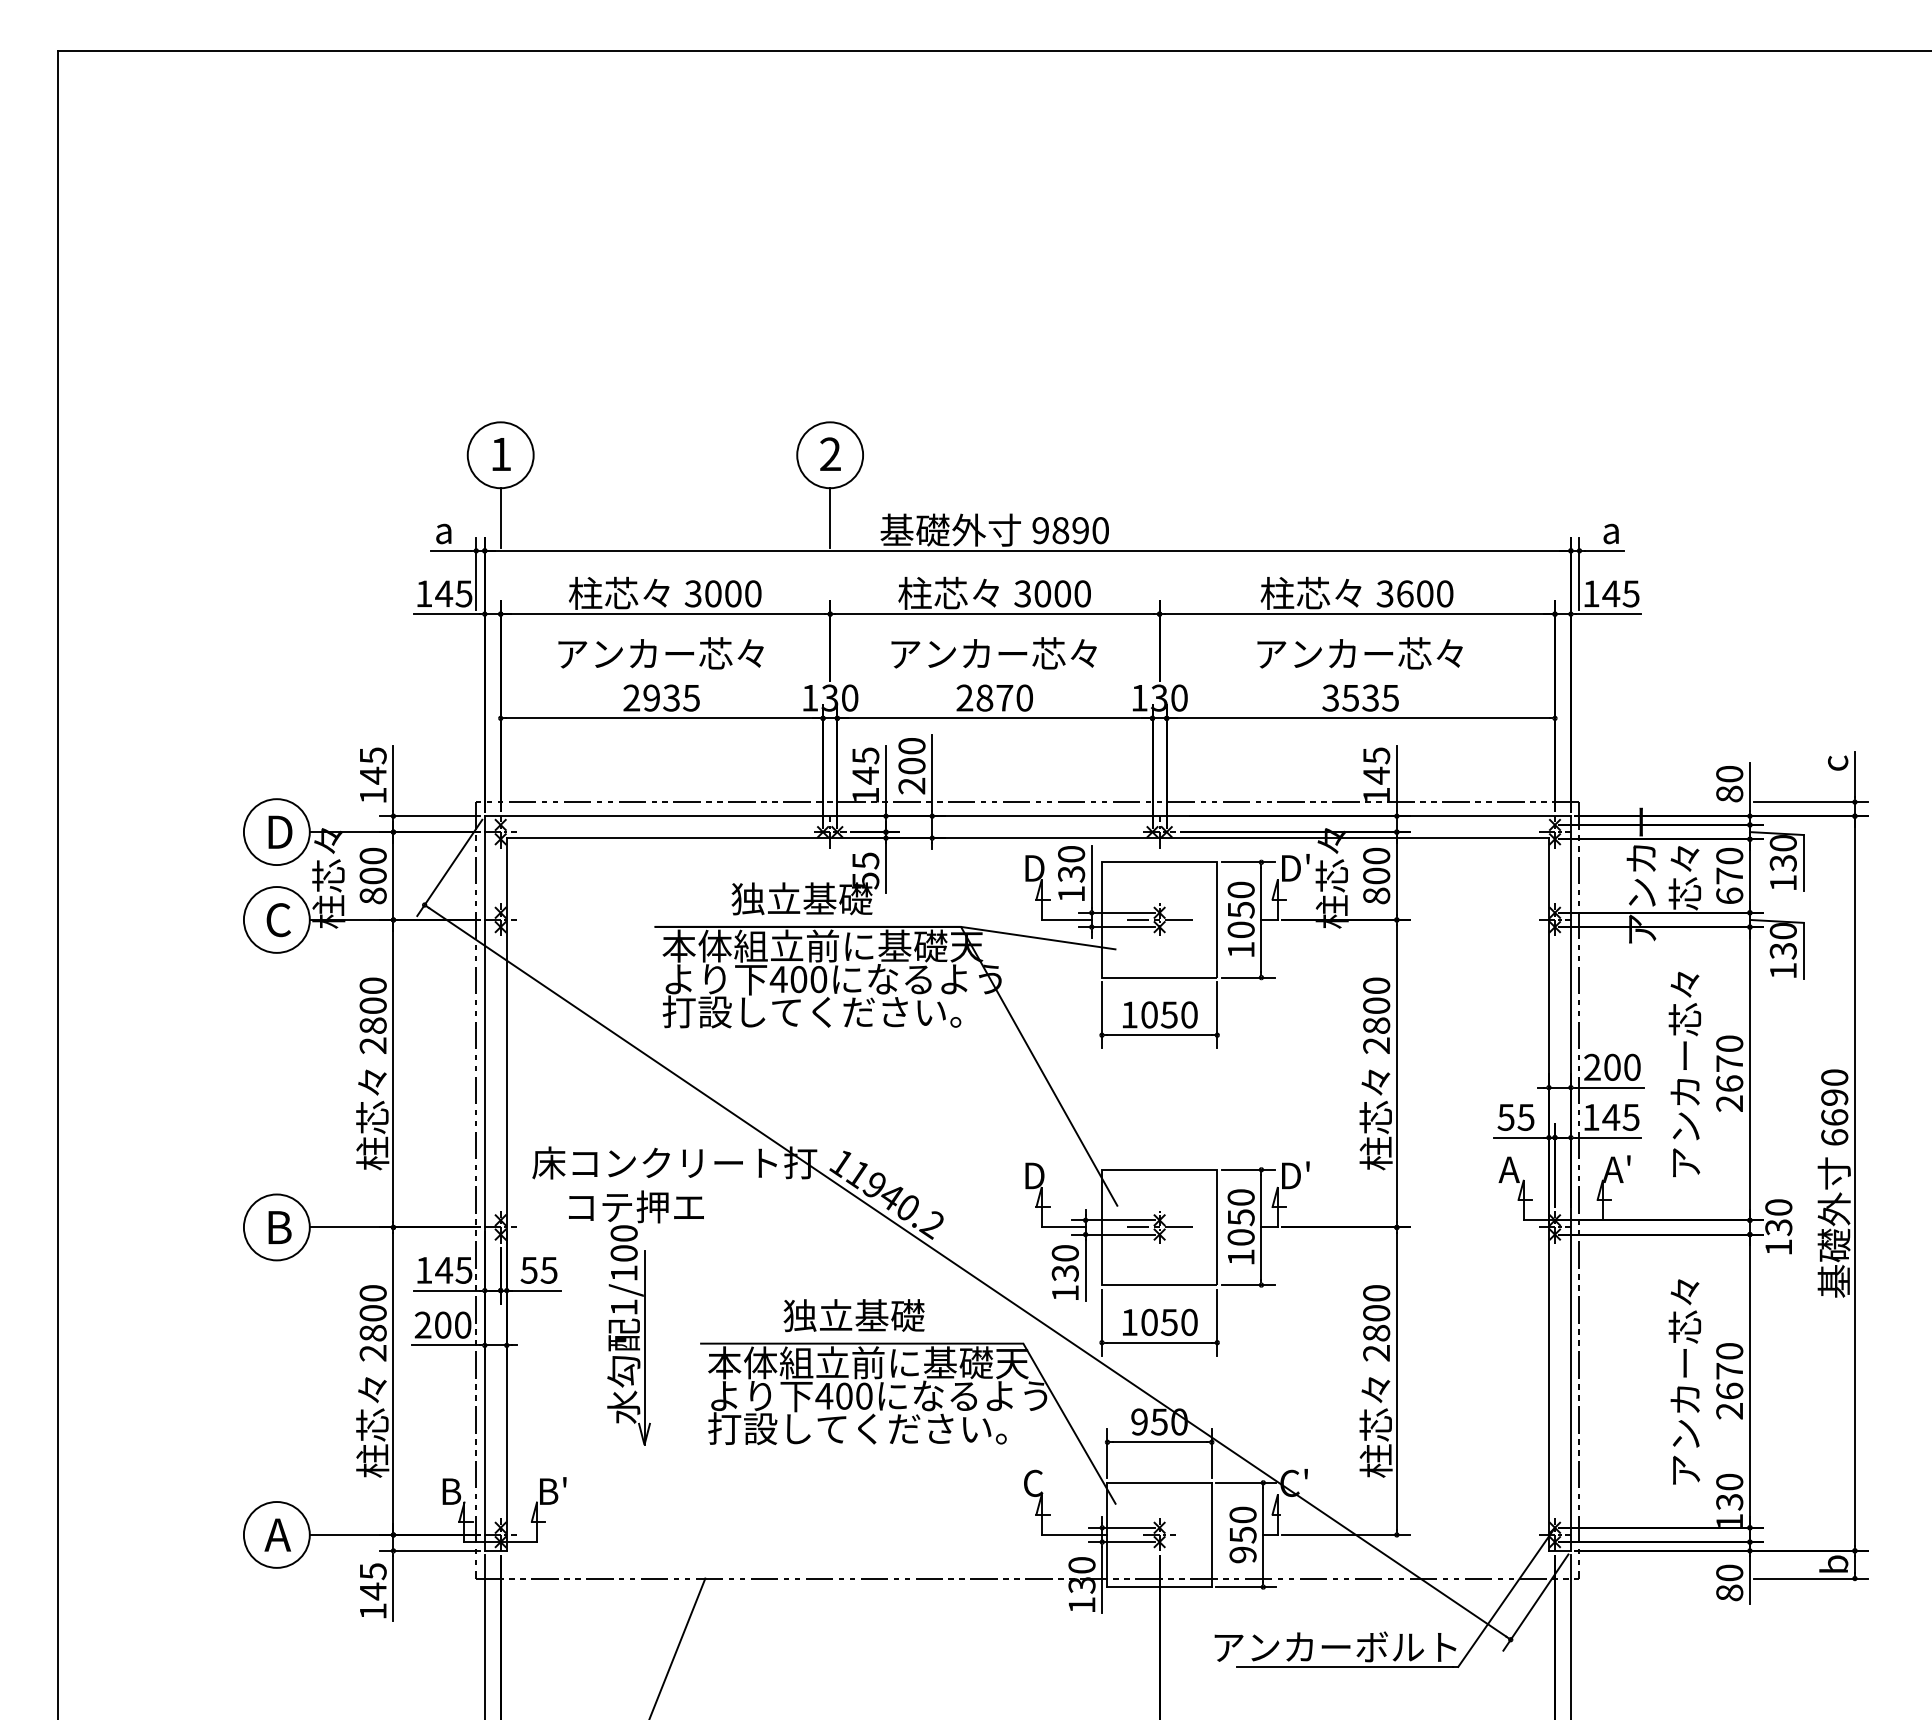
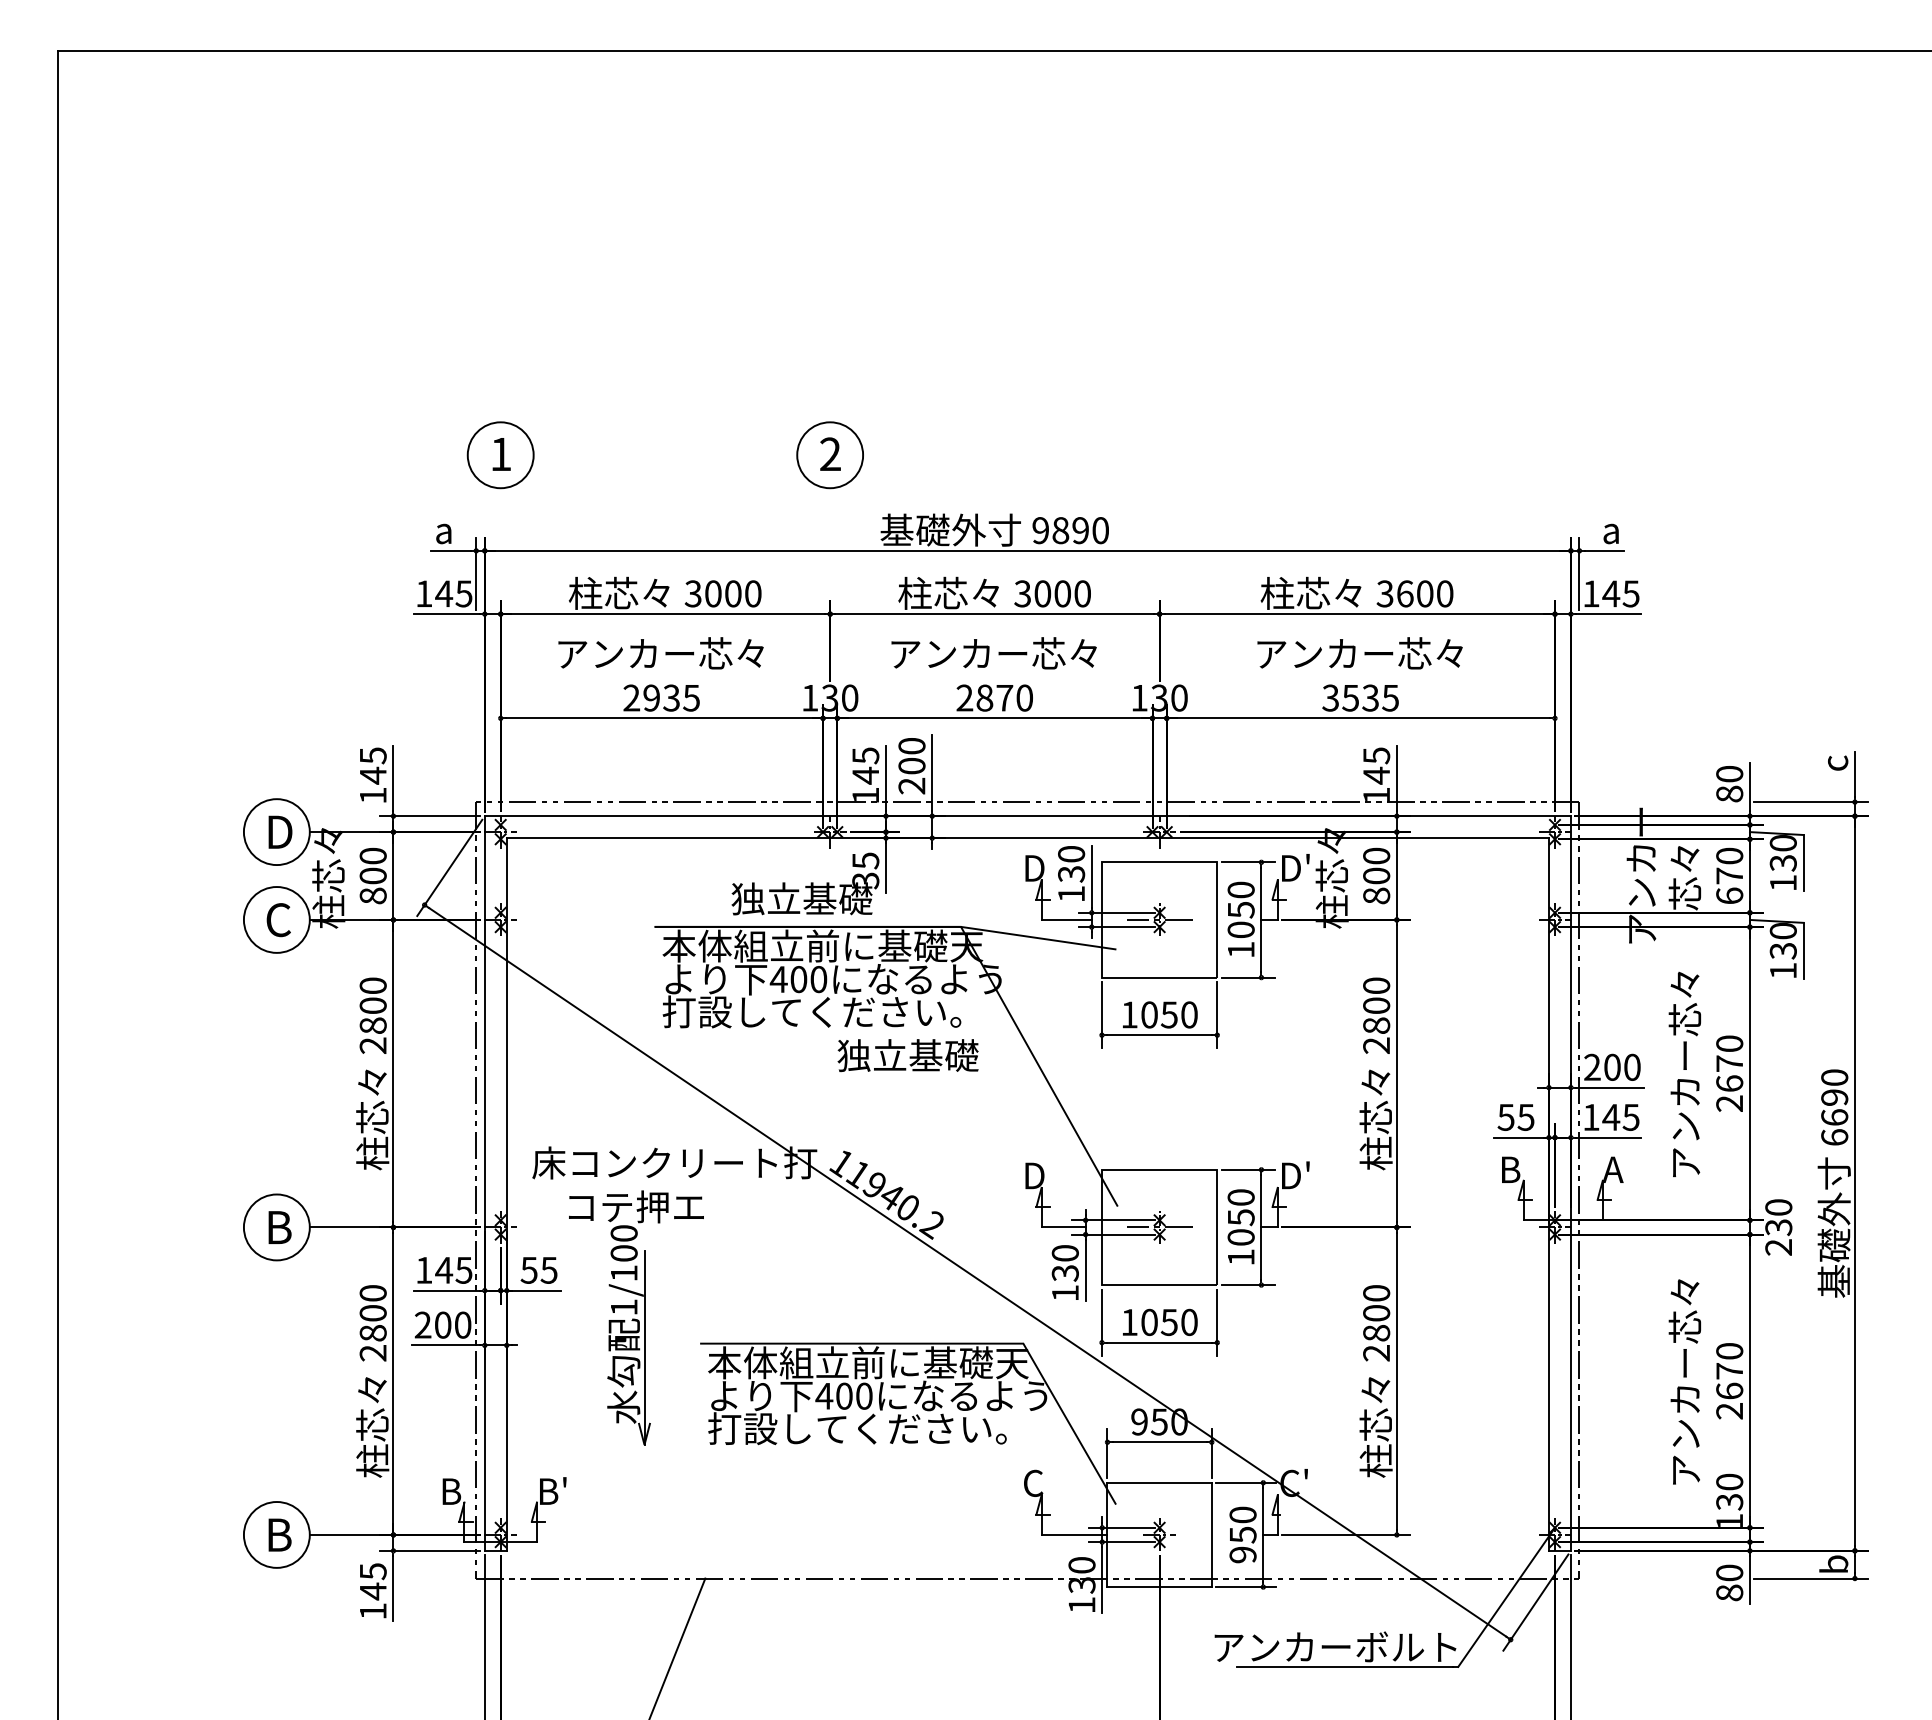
line: present -> none (500, 517)
line: present -> none (830, 517)
text: 55 -> 35 (865, 879)
text: A' -> A (1628, 1160)
text: A -> B (1509, 1169)
text: 130 -> 230 (1778, 1247)
text position: (853, 1315) -> (907, 1055) (907, 1055)
text: A -> B (277, 1534)
